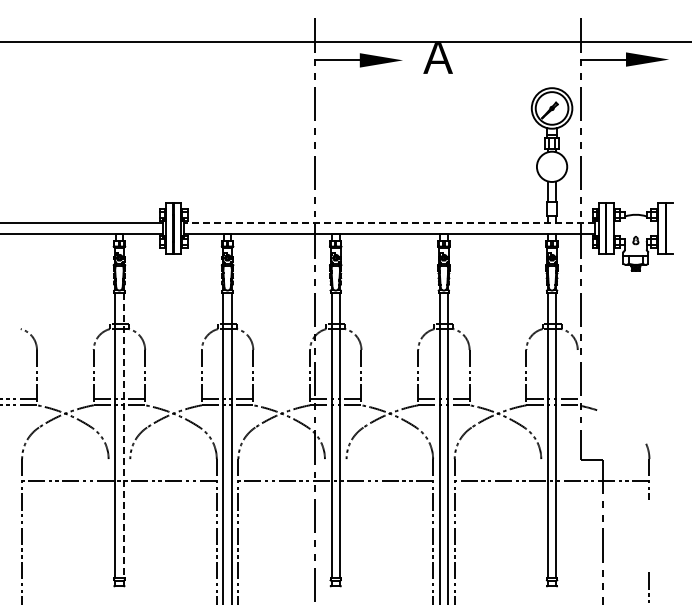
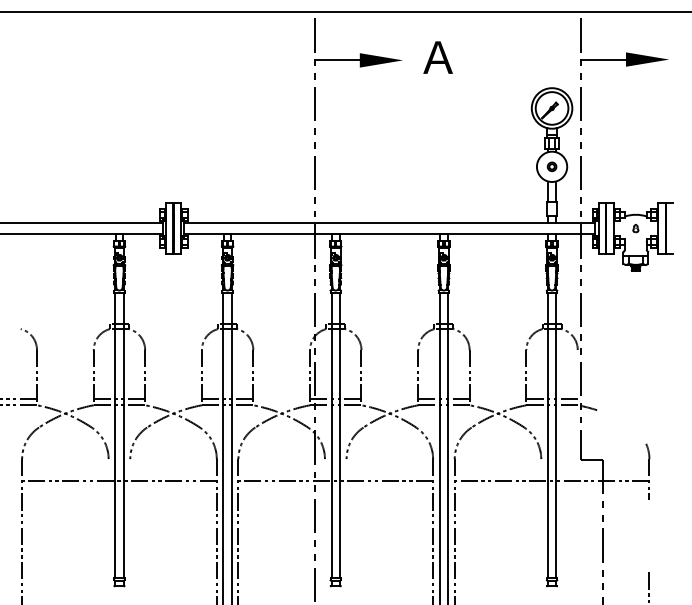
line position: (345, 42) -> (345, 12) (345, 12)
part: none -> present (551, 166)
line: dashed -> solid (389, 222)
part position: (635, 240) -> (635, 228) (635, 228)
line: dashed -> solid (123, 435)
